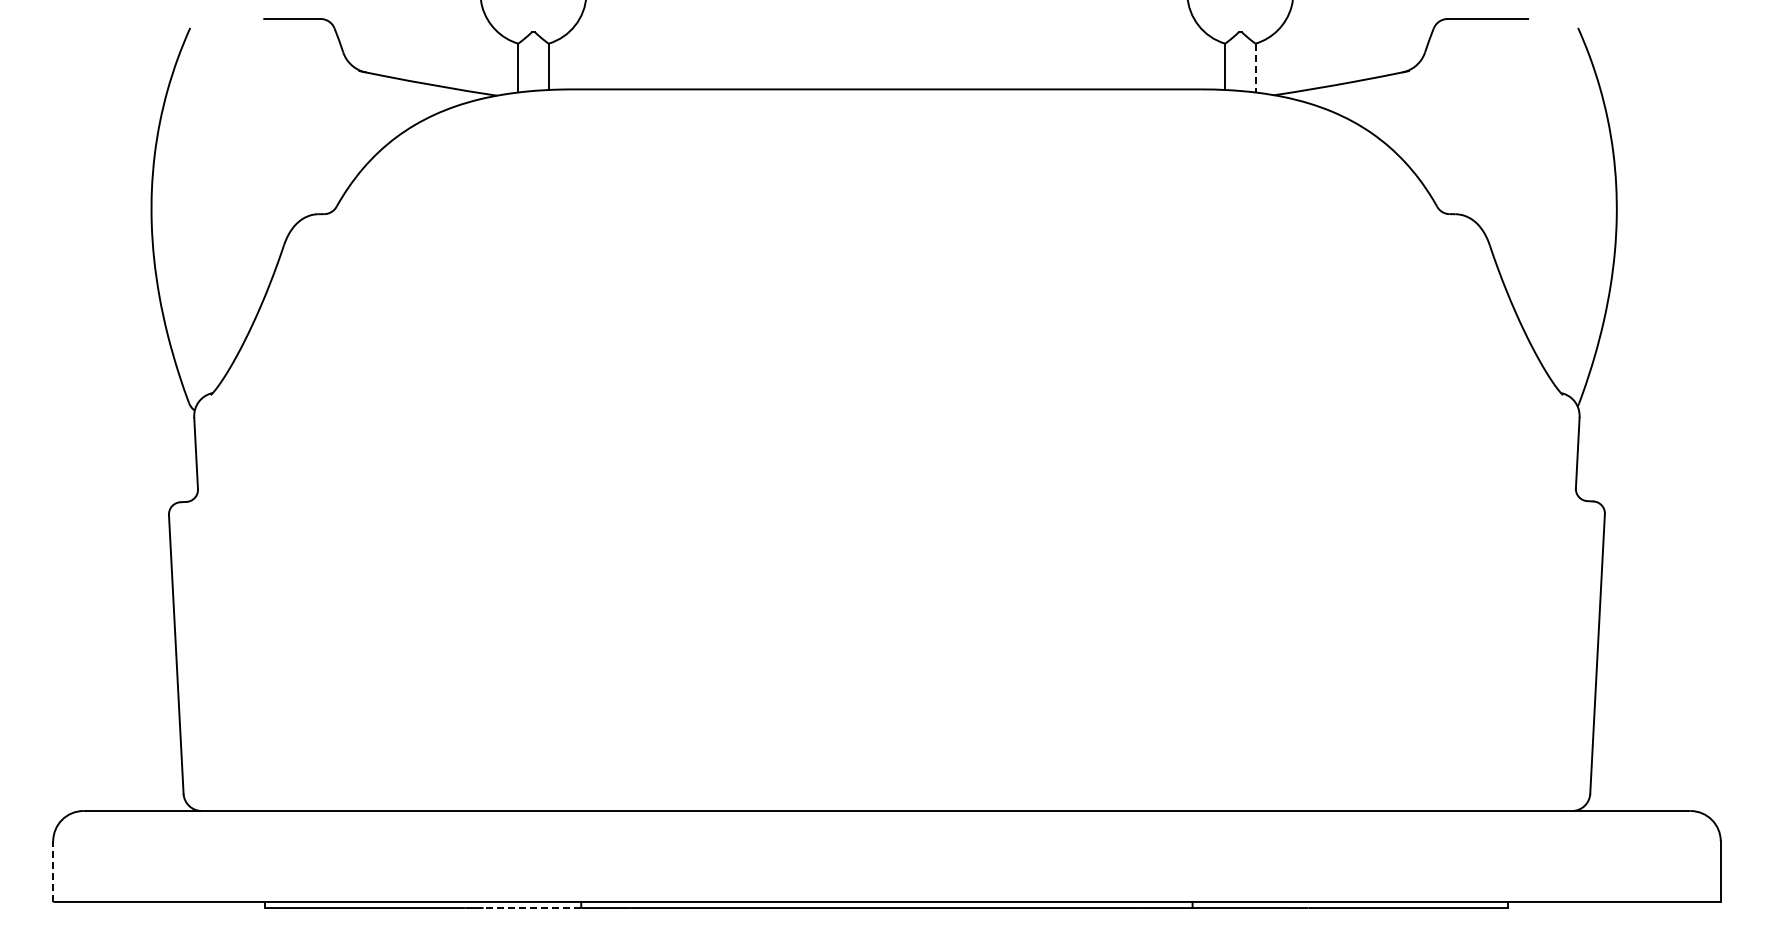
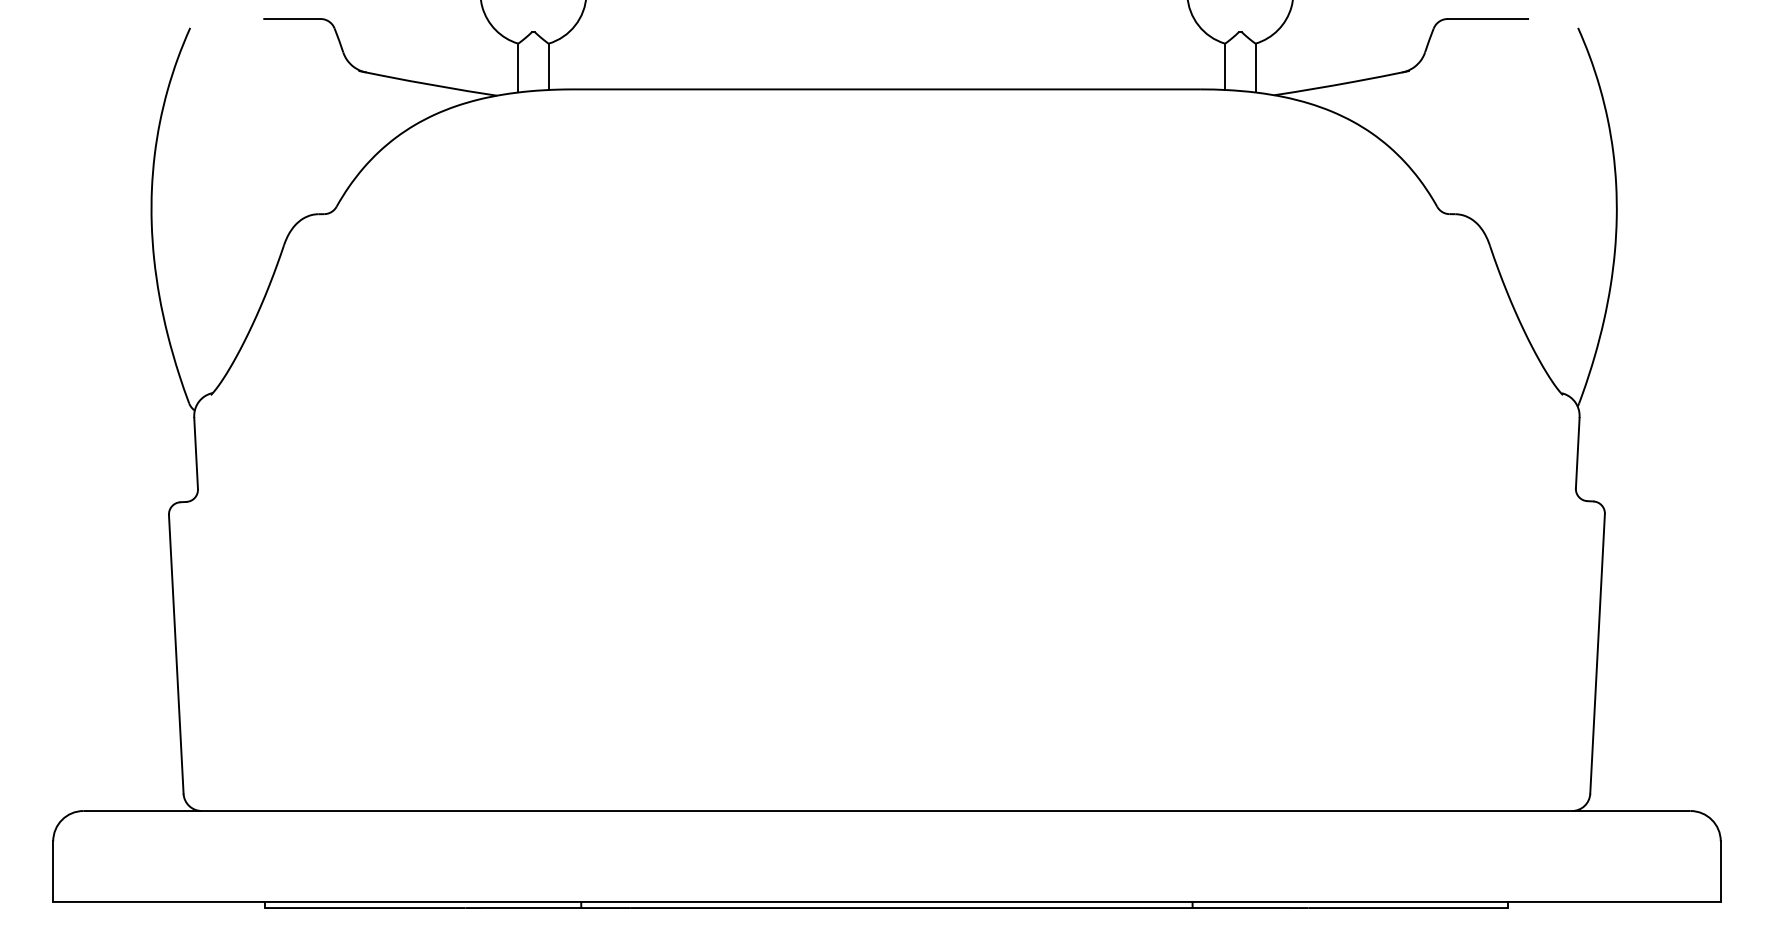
line: dashed -> solid (1255, 68)
line: dashed -> solid (53, 871)
line: dashed -> solid (532, 908)
